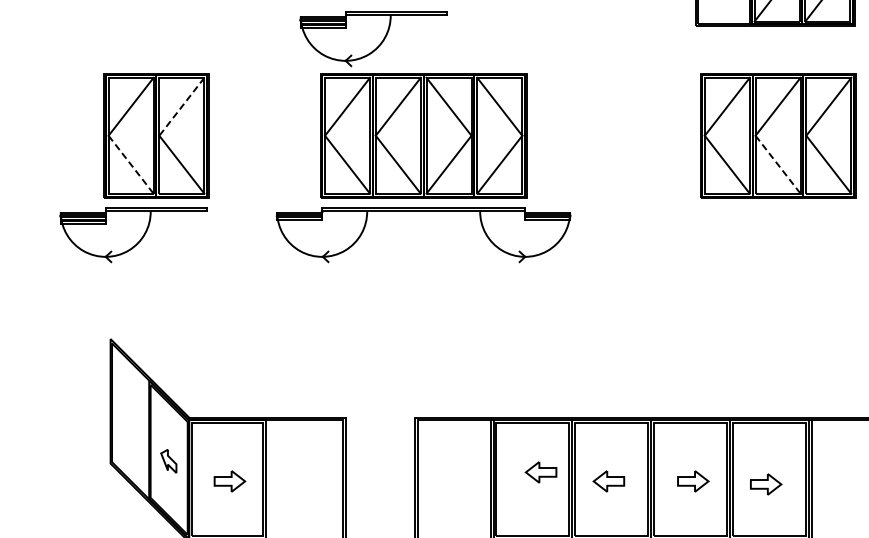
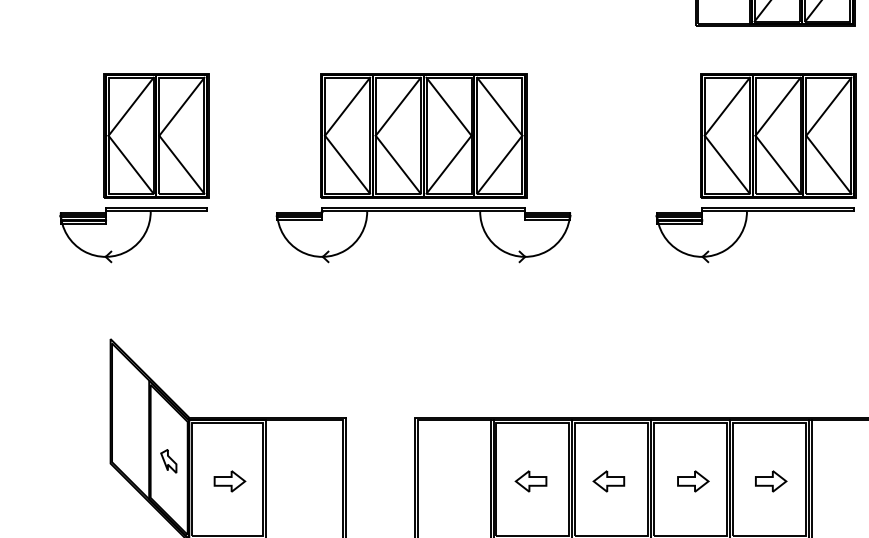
part: present -> none (373, 39)
line: dashed -> solid (181, 106)
line: dashed -> solid (131, 164)
line: dashed -> solid (778, 164)
part: none -> present (744, 229)
part position: (540, 472) -> (530, 481) (530, 481)
part position: (766, 484) -> (771, 481) (771, 481)
